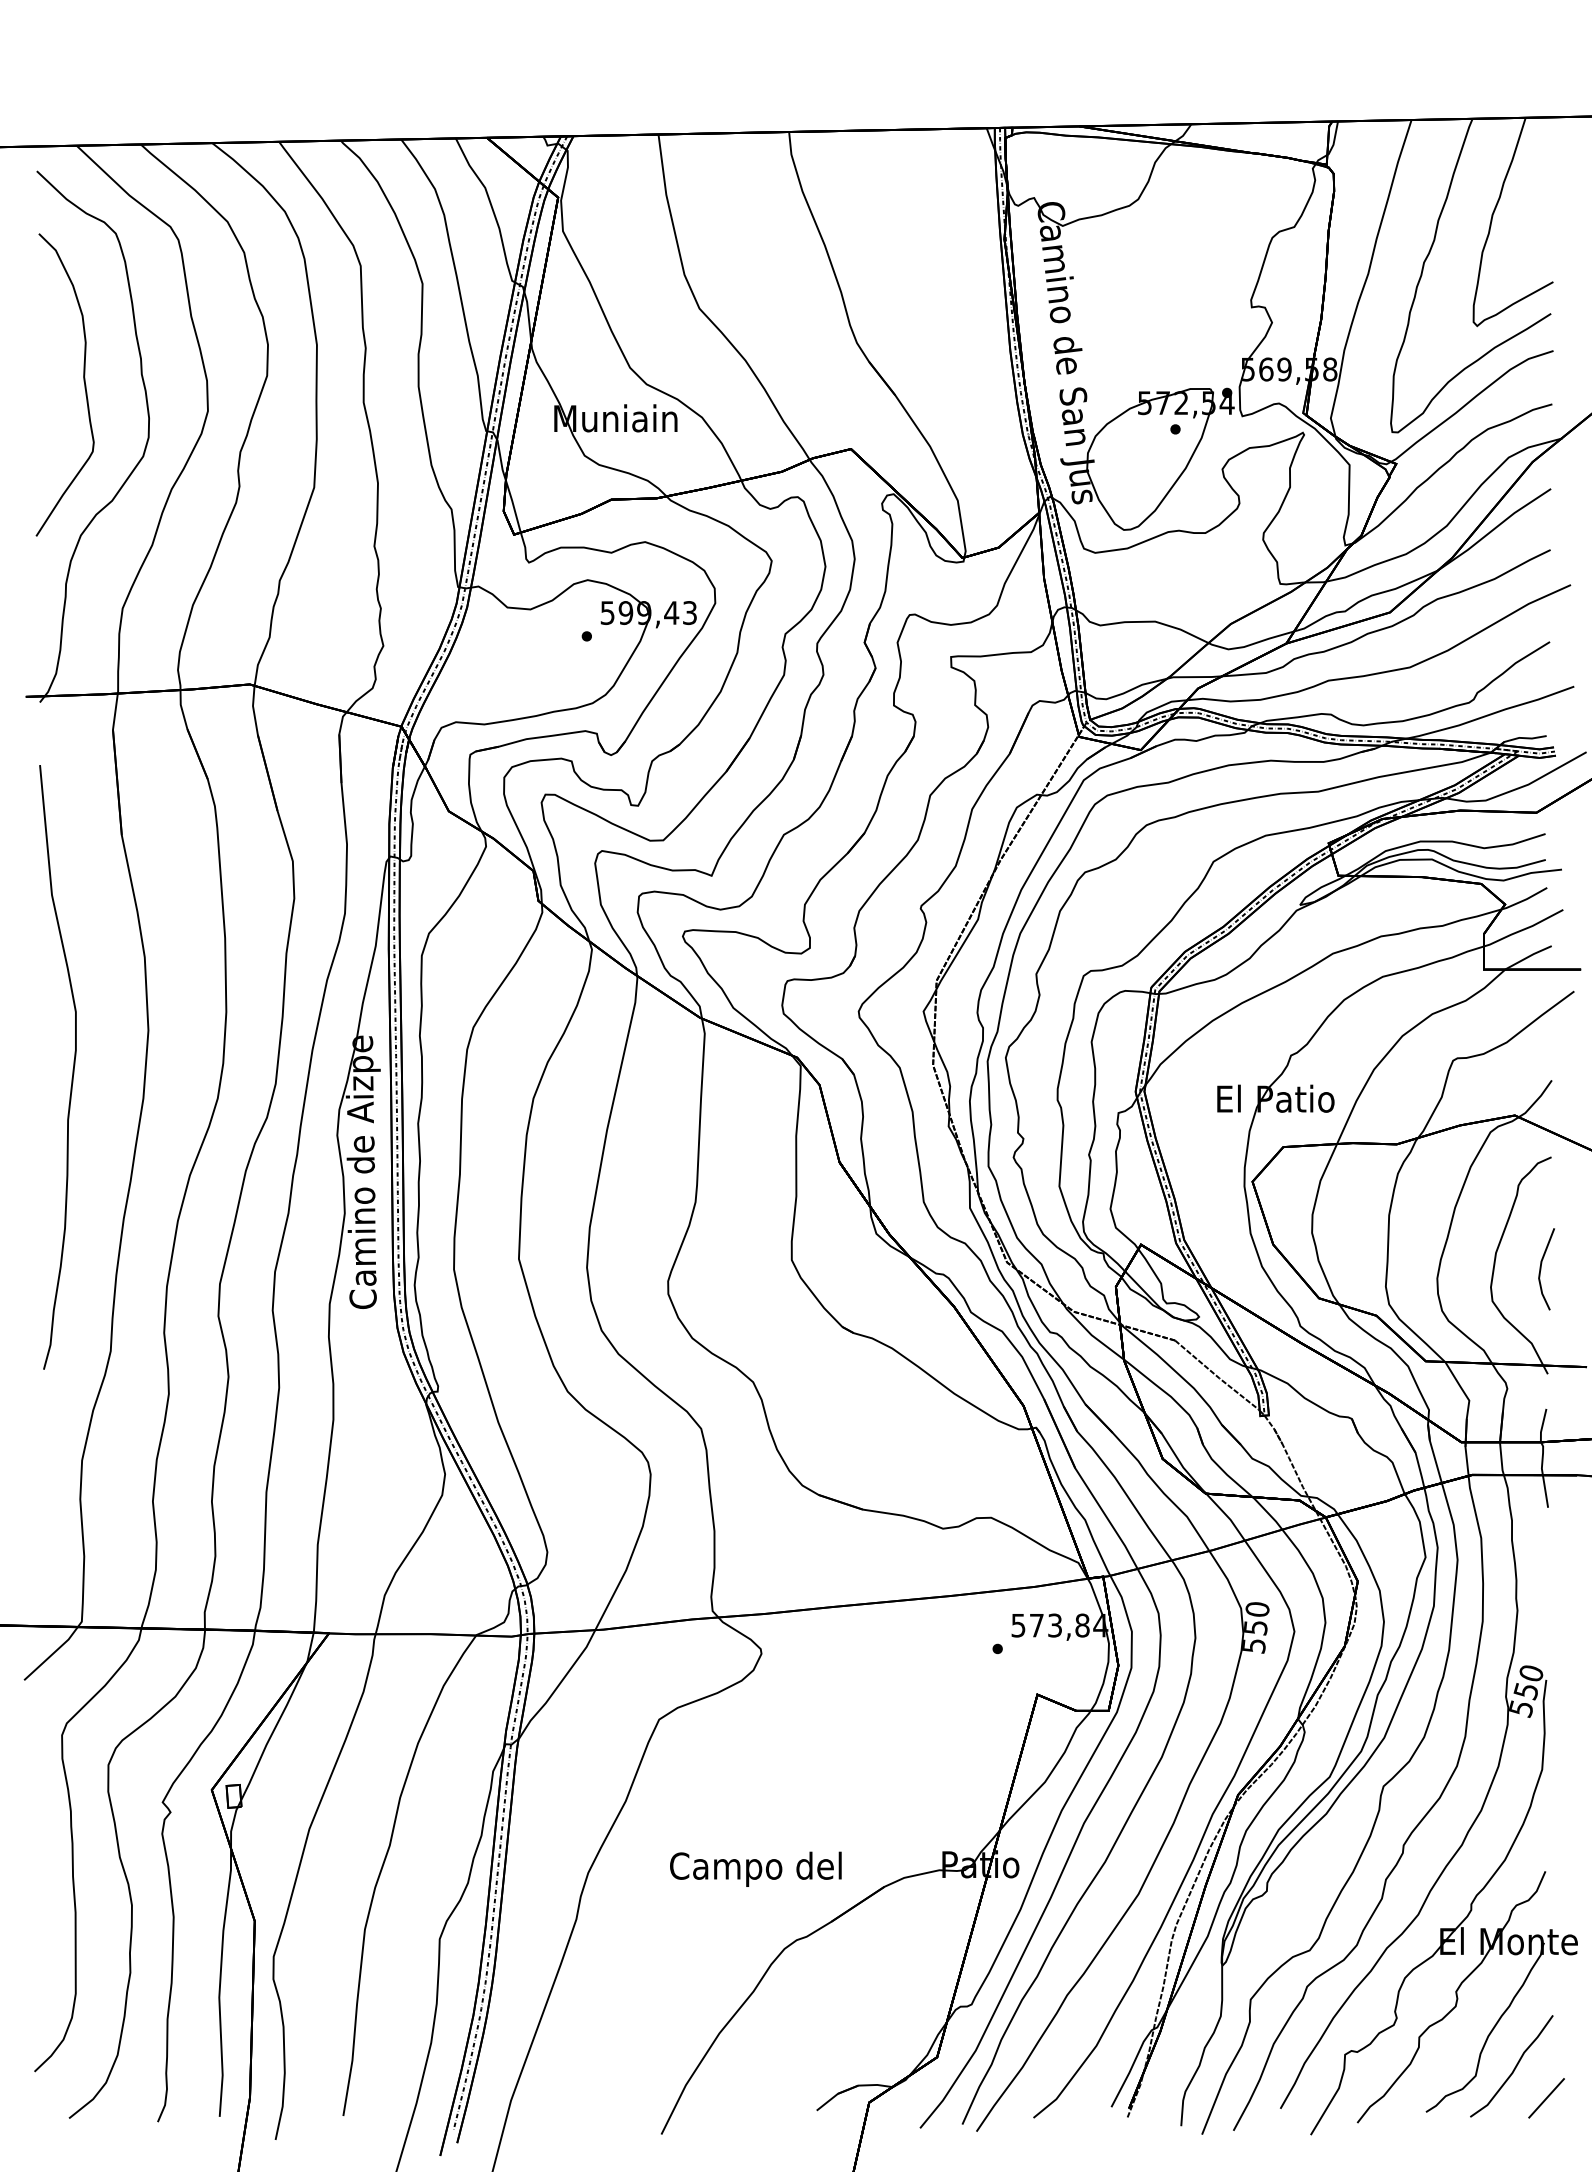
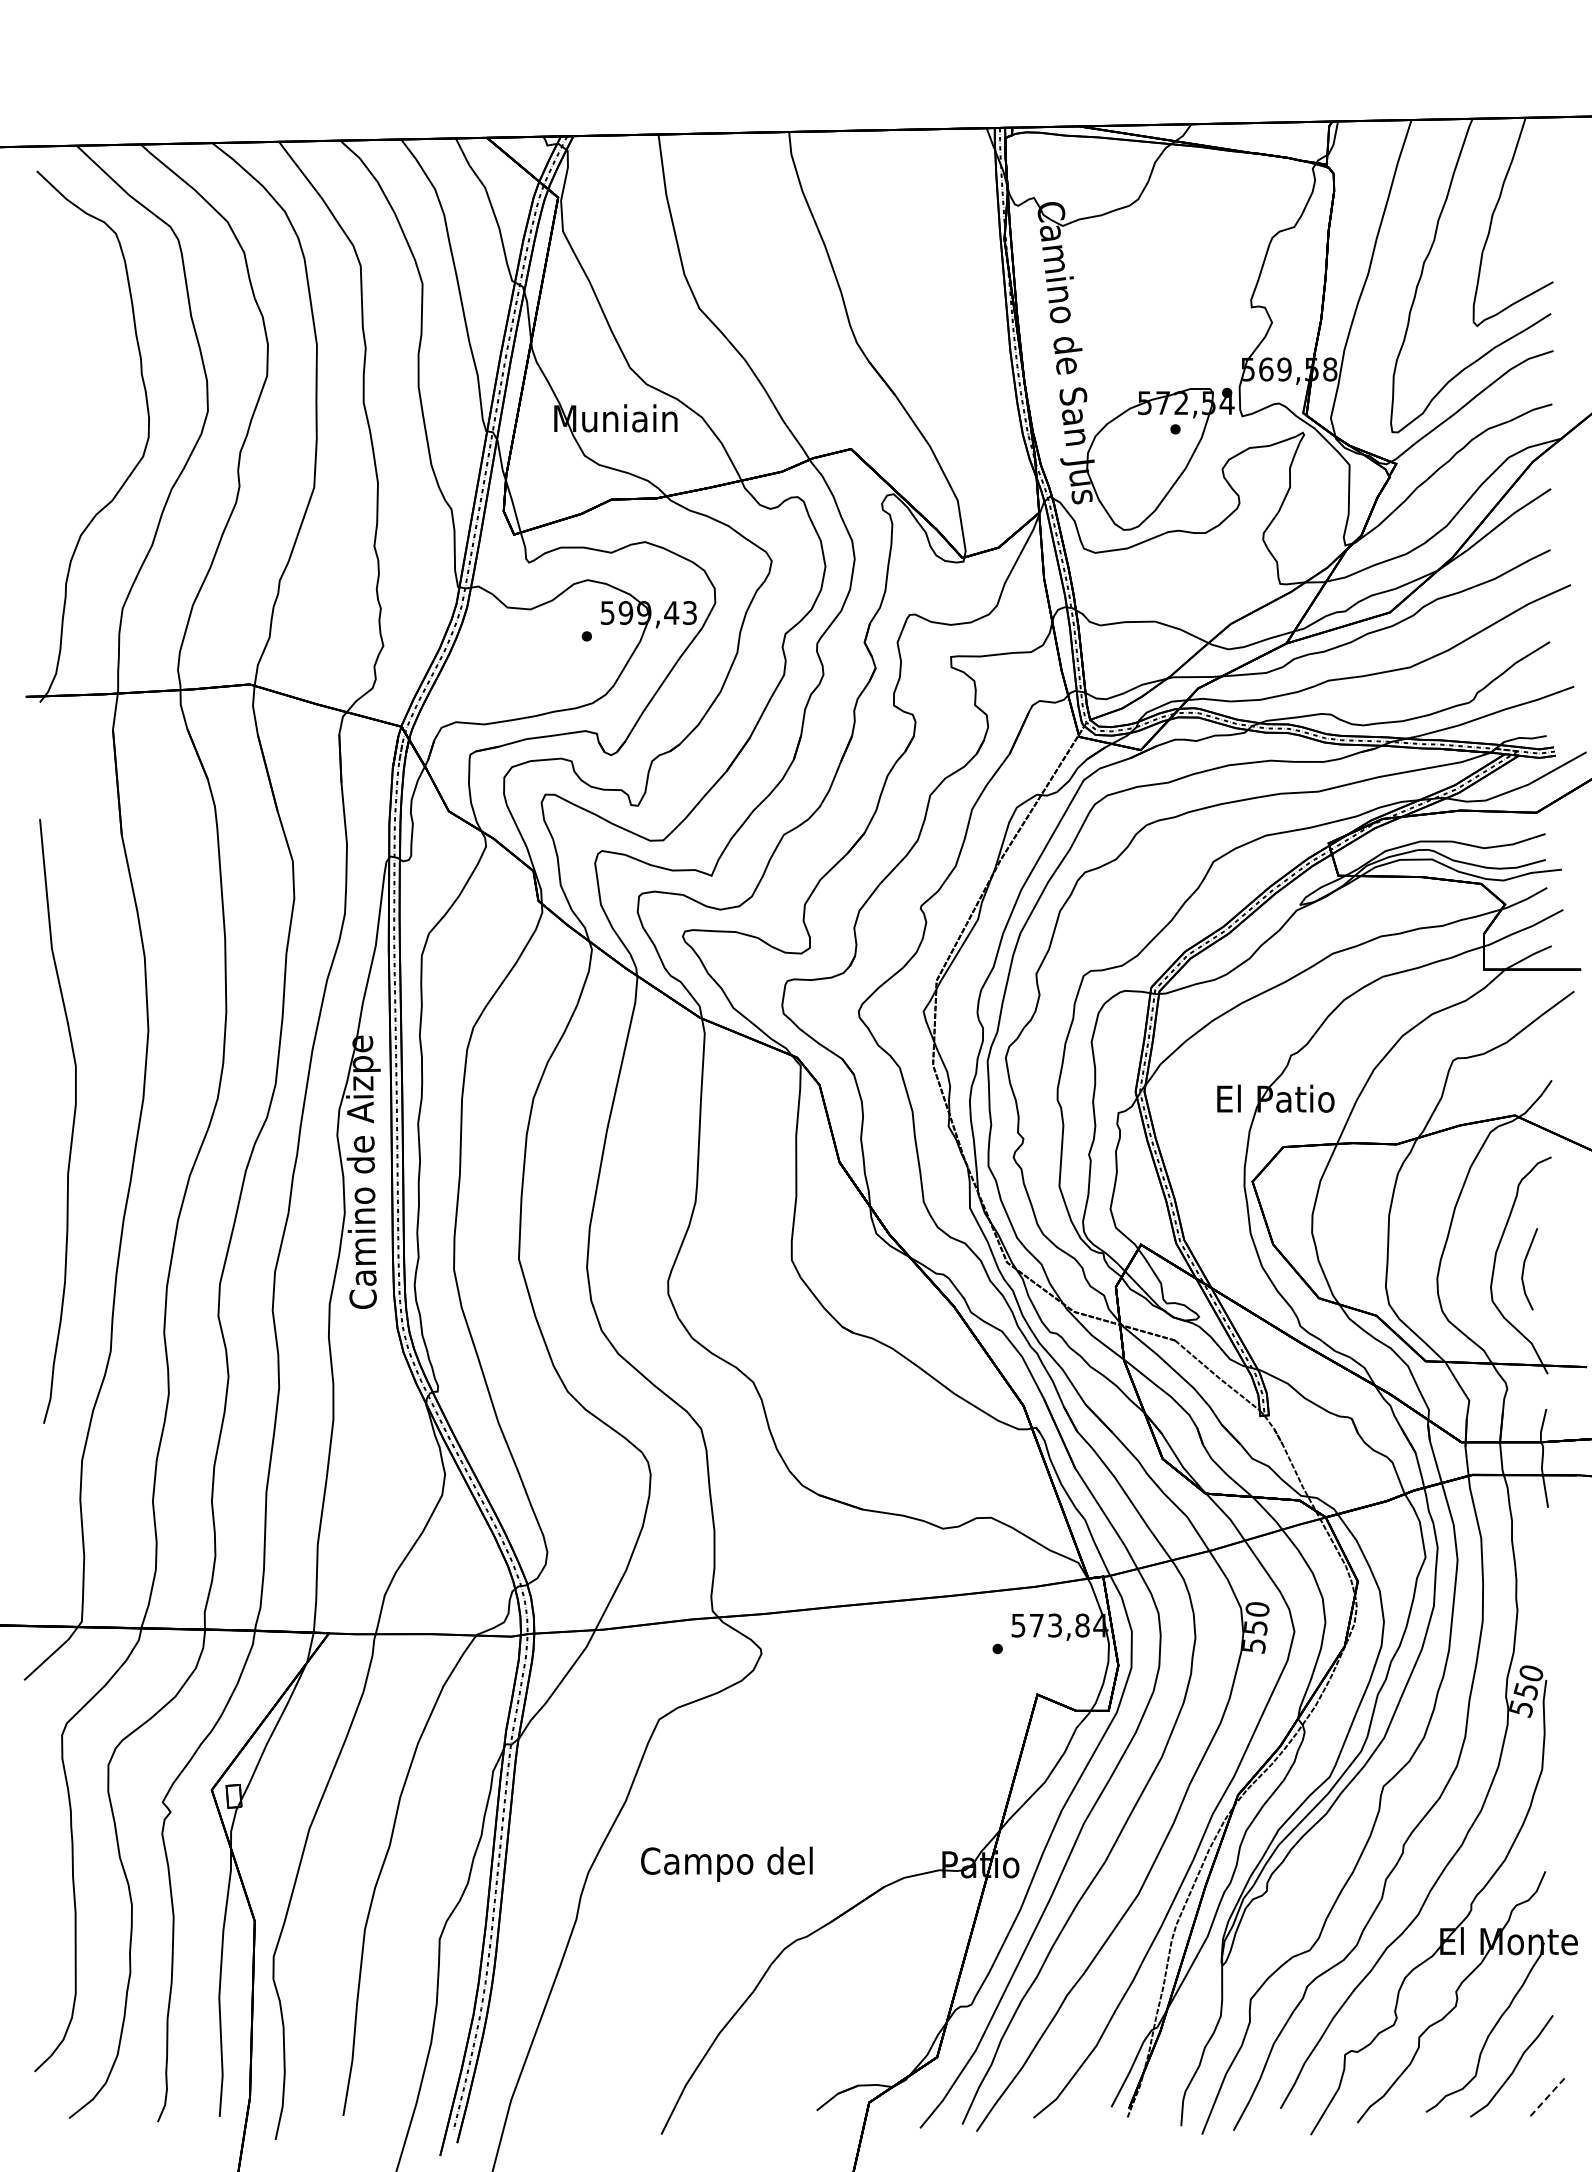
curve: present -> none (83, 381)
curve position: (72, 1069) -> (72, 1123) (72, 1123)
line position: (1541, 1269) -> (1524, 1269) (1524, 1269)
text position: (755, 1868) -> (726, 1863) (726, 1863)
line: solid -> dashed (1546, 2098)
